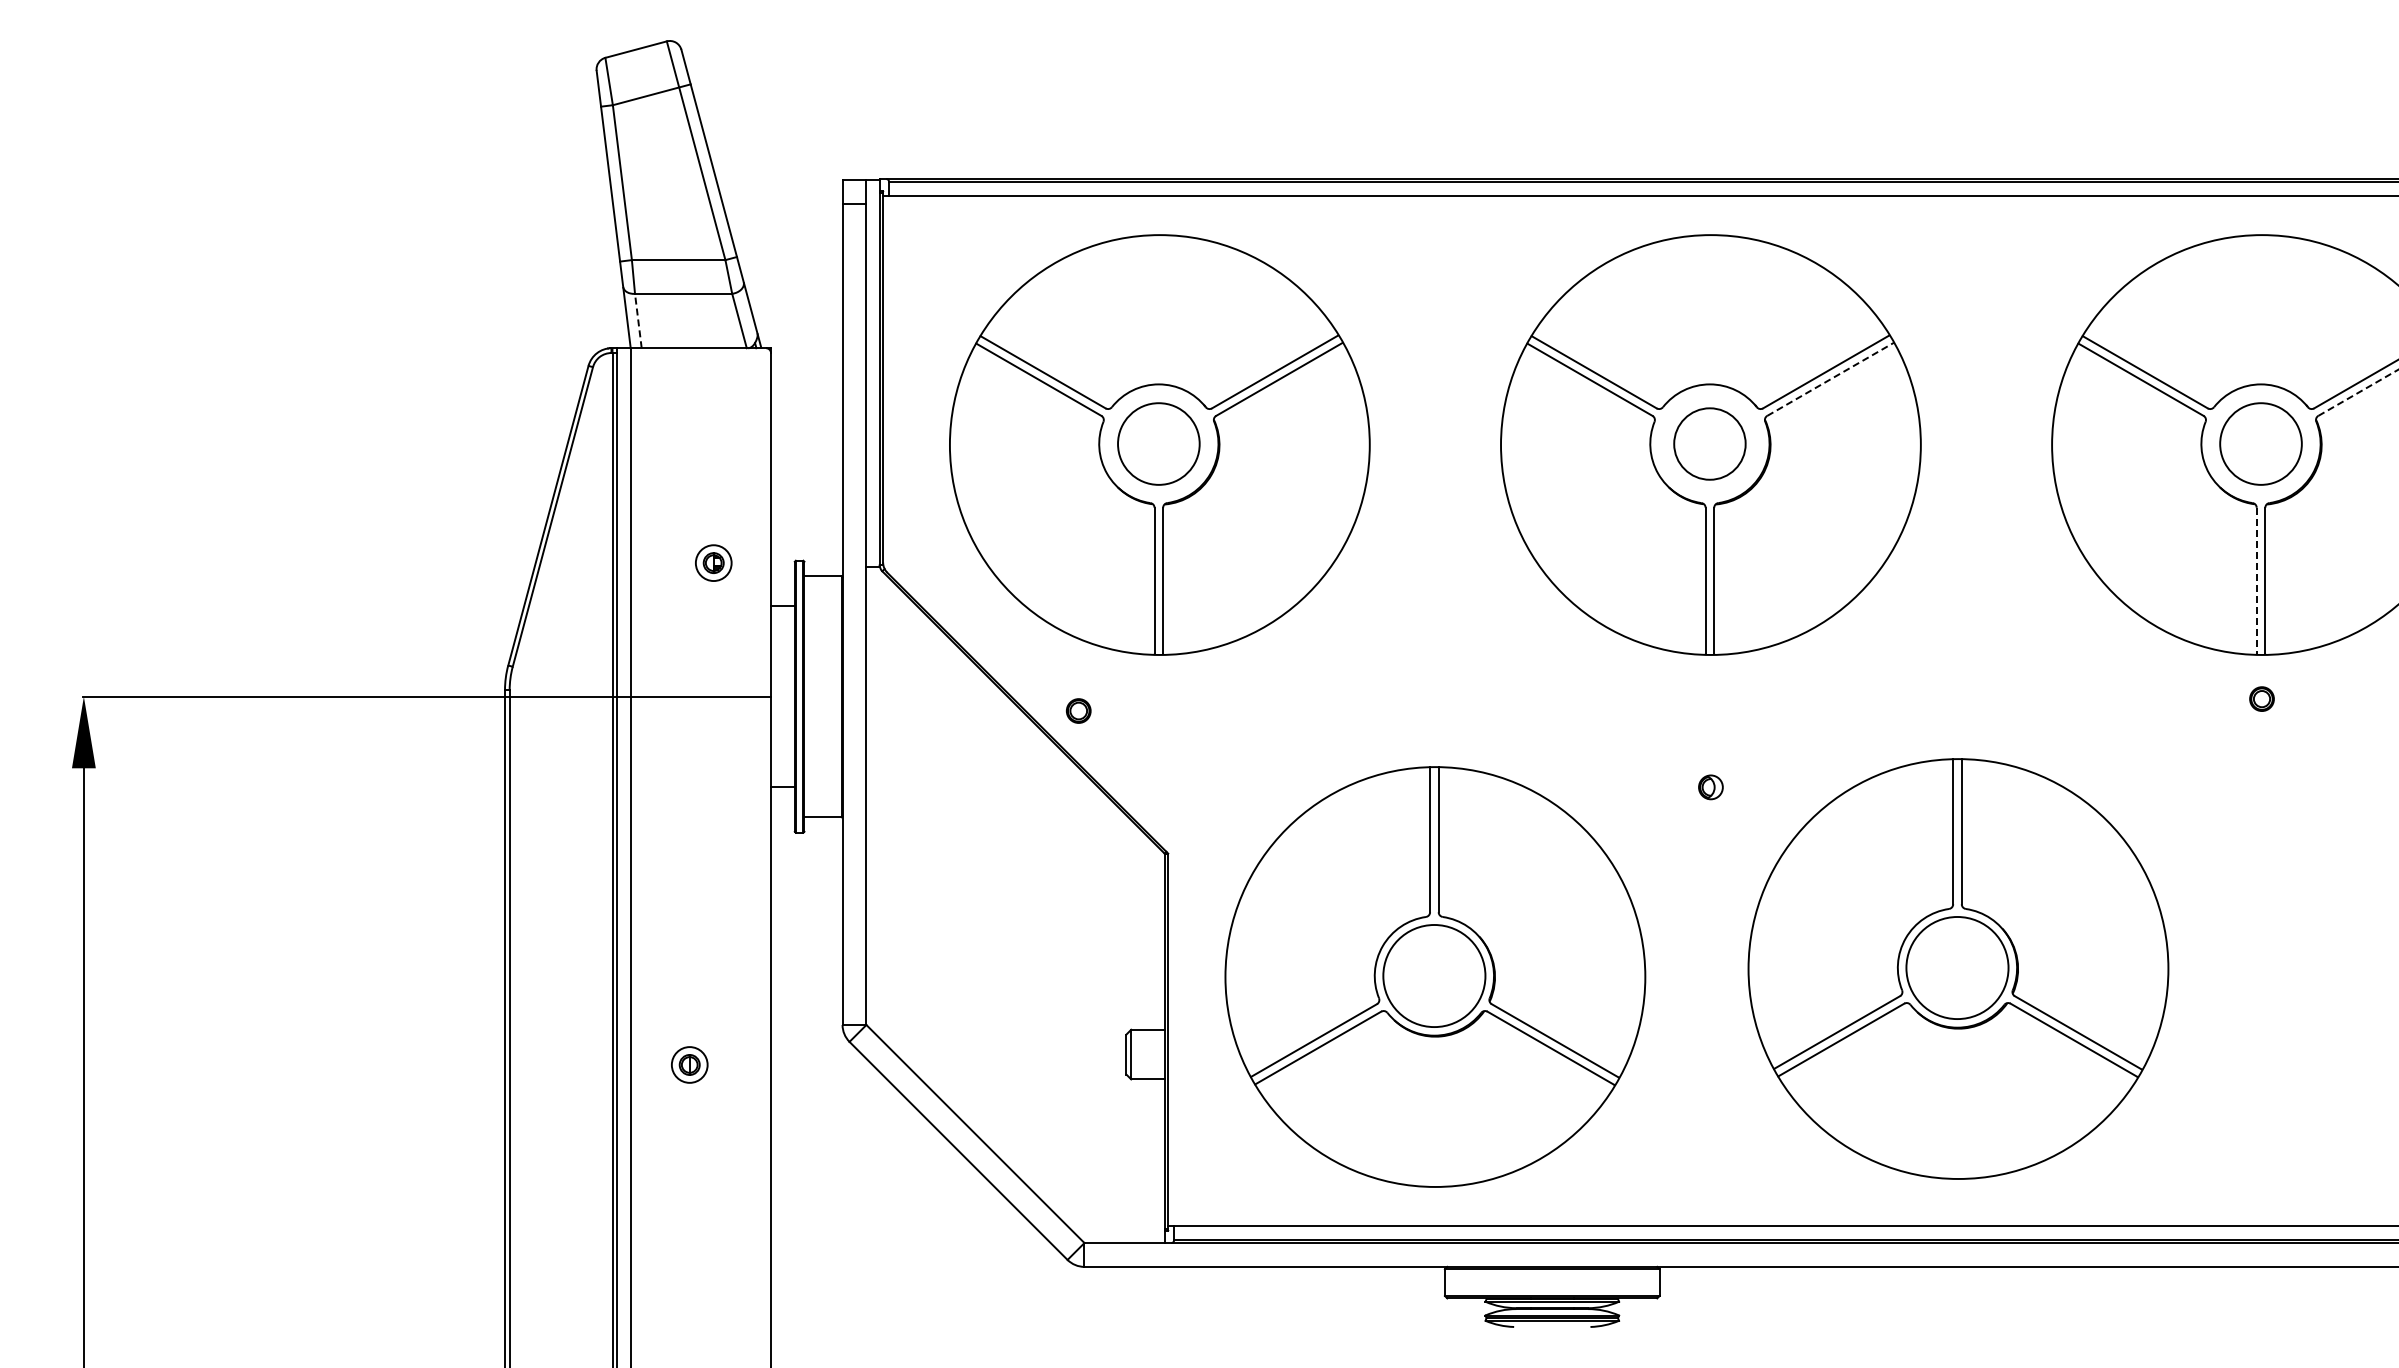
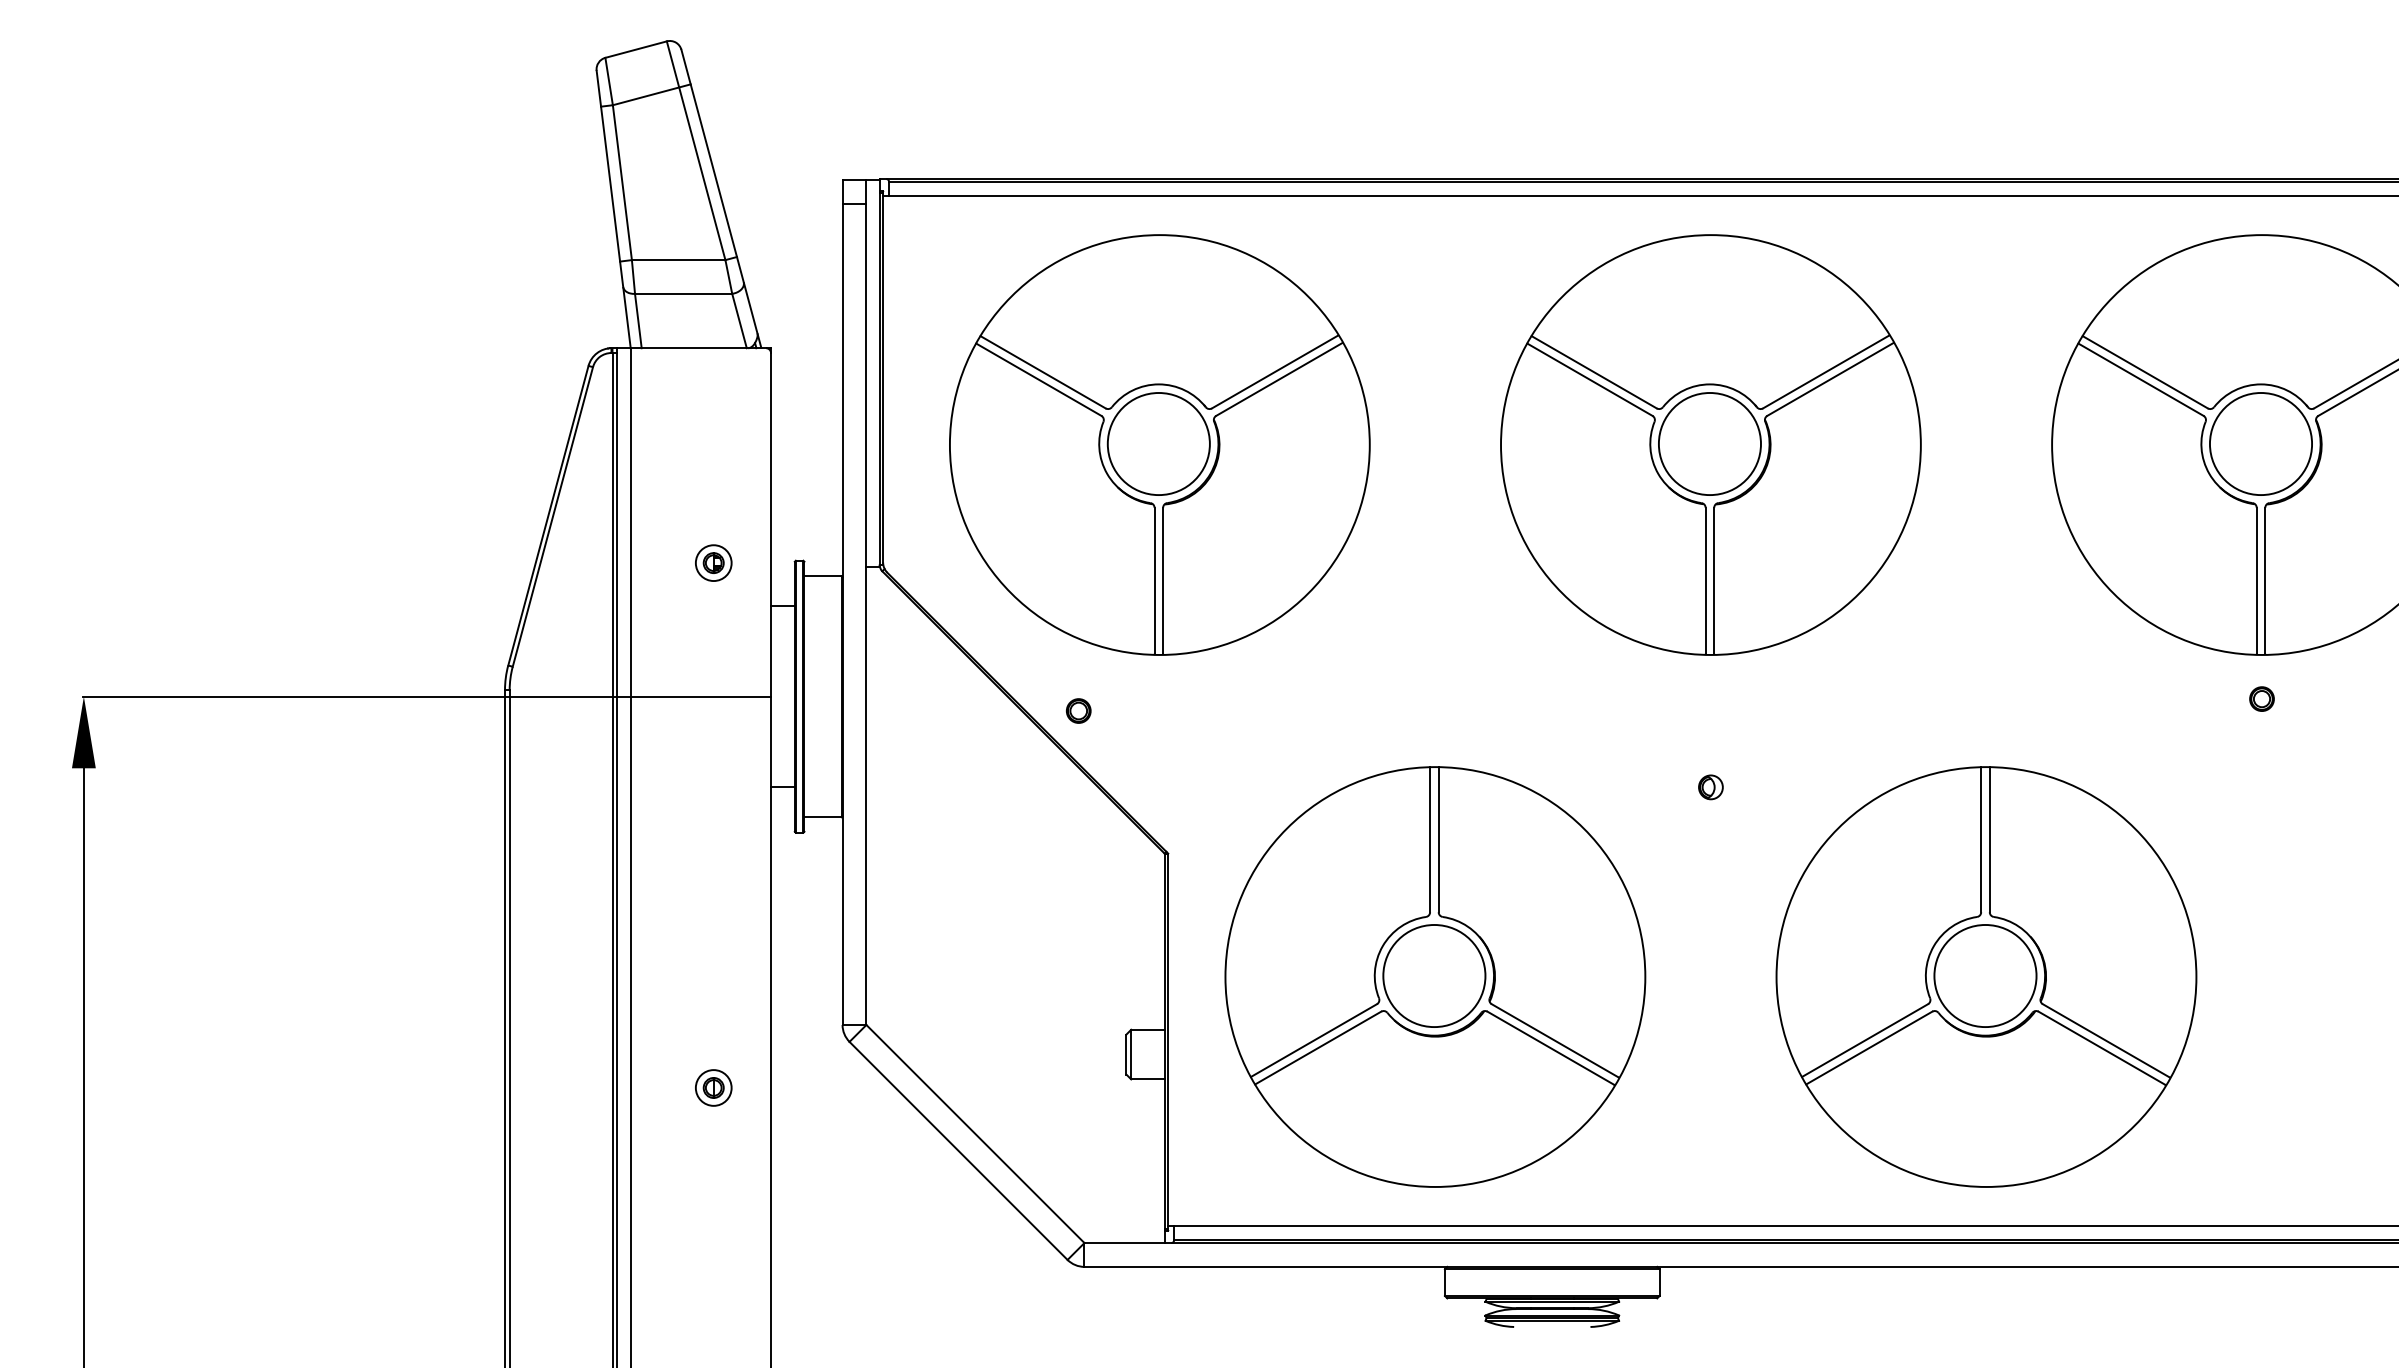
line: dashed -> solid (638, 320)
line: dashed -> solid (1830, 379)
line: dashed -> solid (2359, 392)
circle diameter: 82 px -> 102 px (1158, 443)
circle diameter: 71 px -> 102 px (1709, 443)
circle diameter: 82 px -> 102 px (2260, 443)
line: dashed -> solid (2256, 581)
part position: (1958, 968) -> (1986, 976) (1986, 976)
part position: (689, 1064) -> (713, 1087) (713, 1087)
